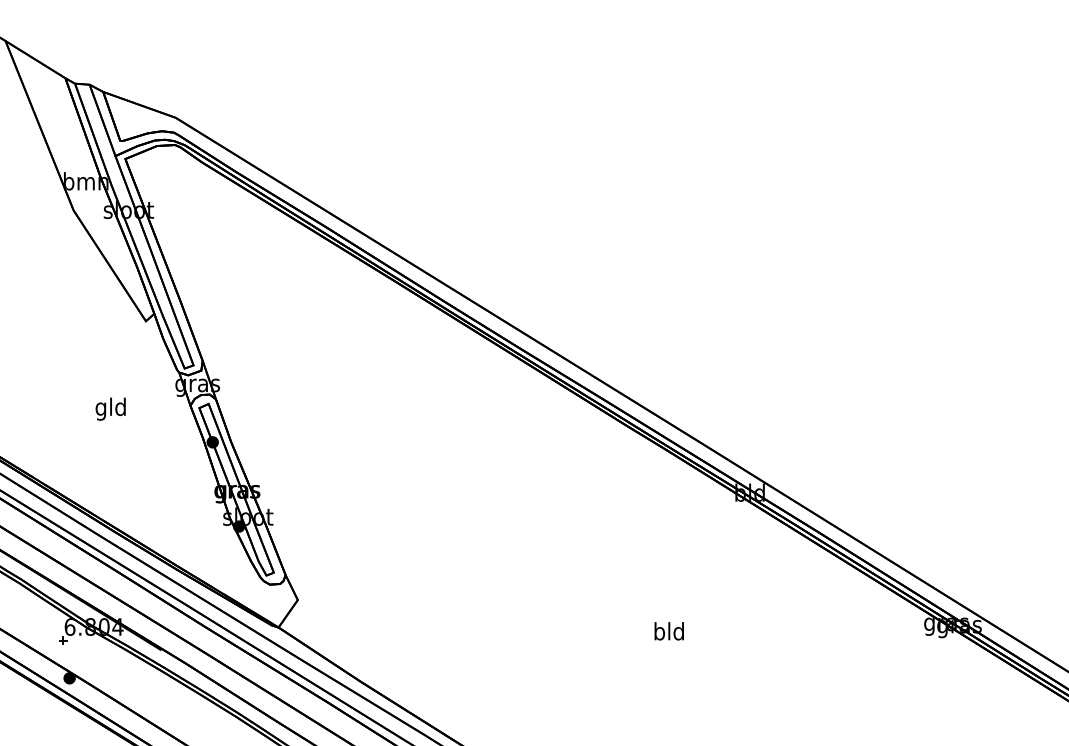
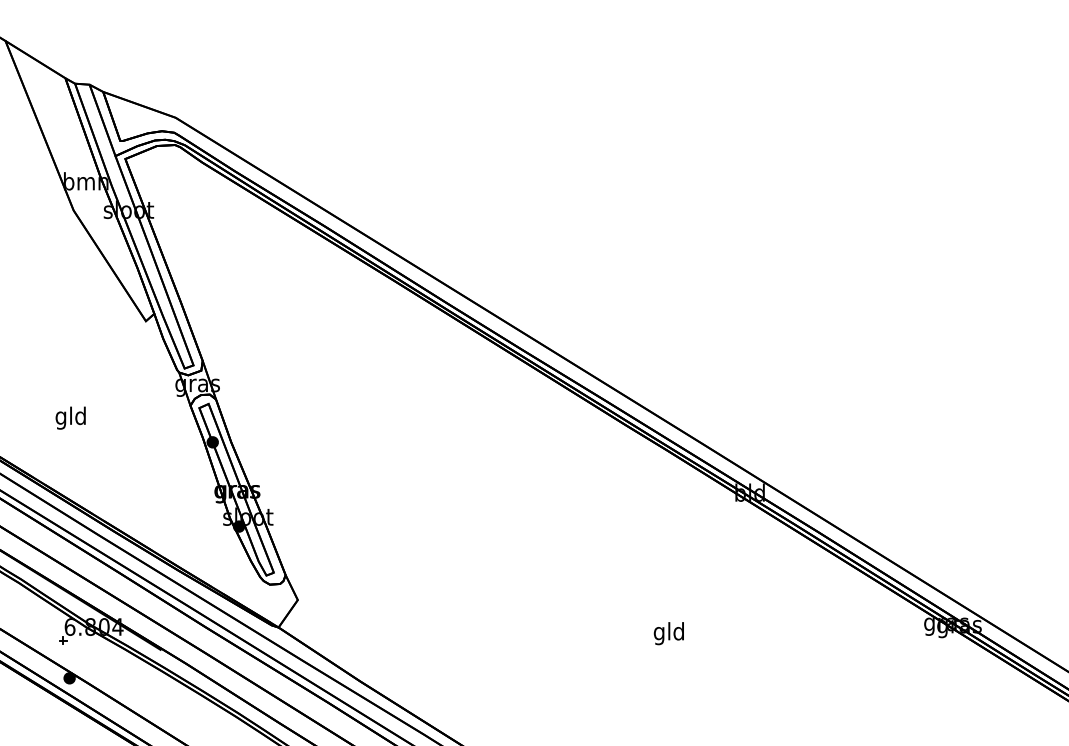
text position: (110, 408) -> (70, 417) (70, 417)
text: bld -> gld (659, 633)
